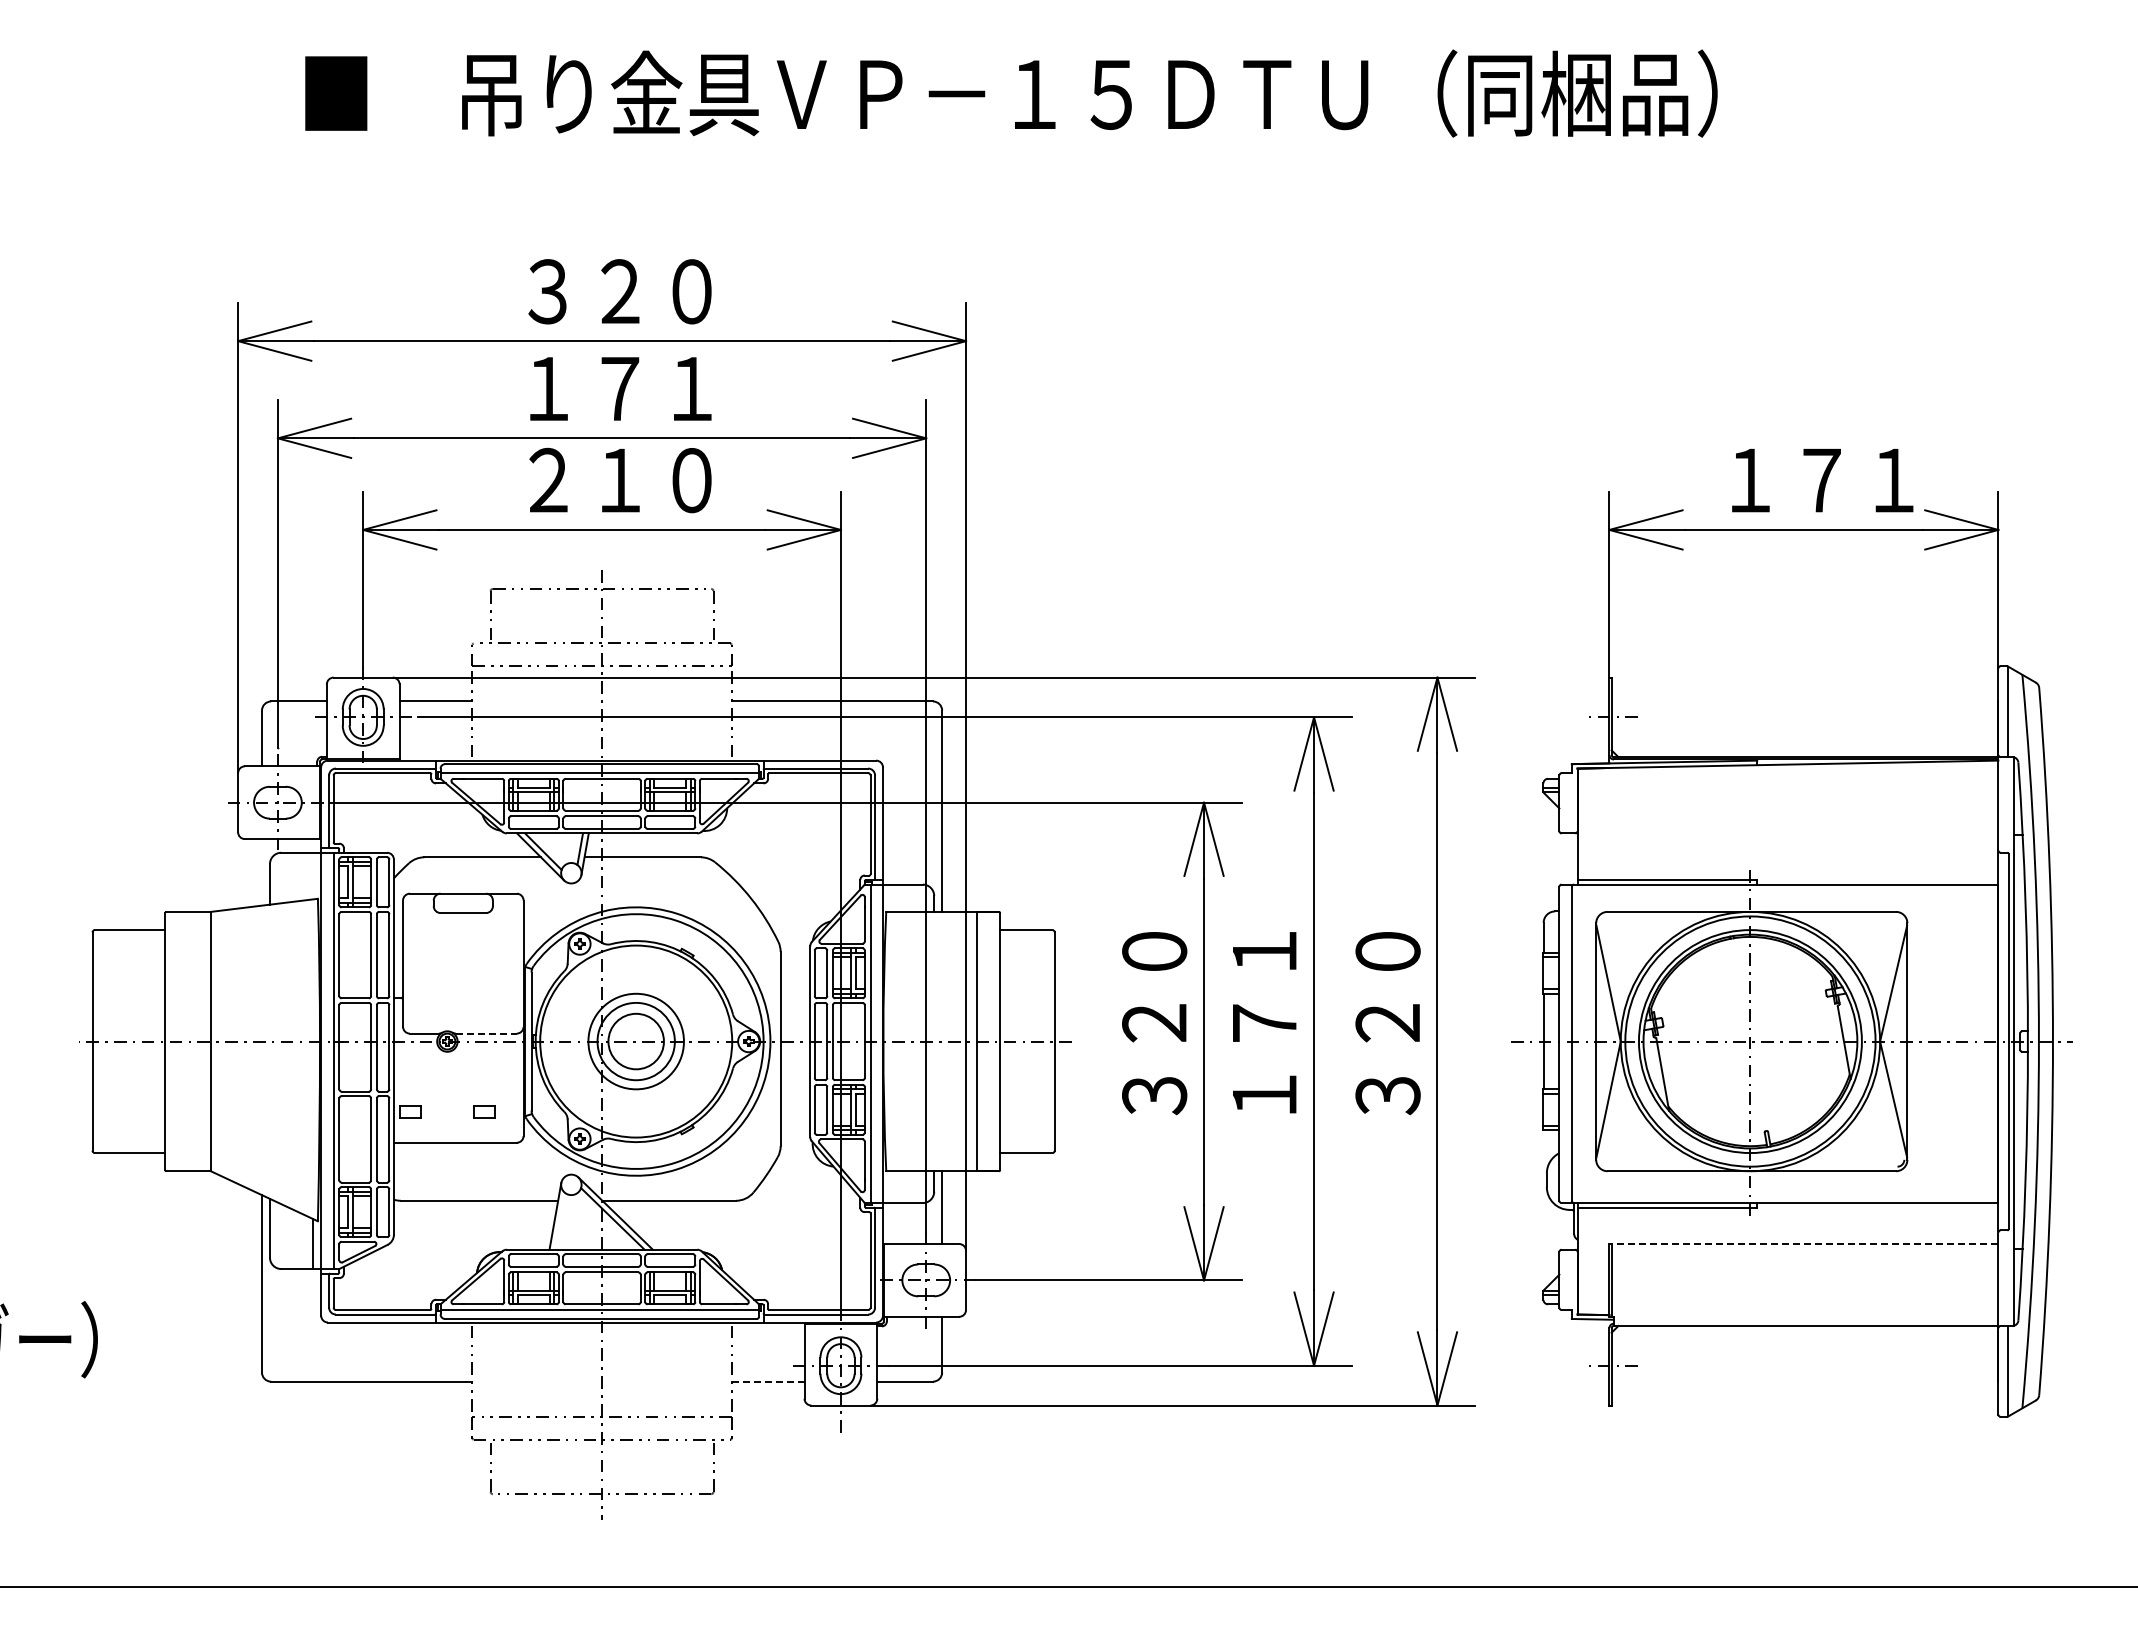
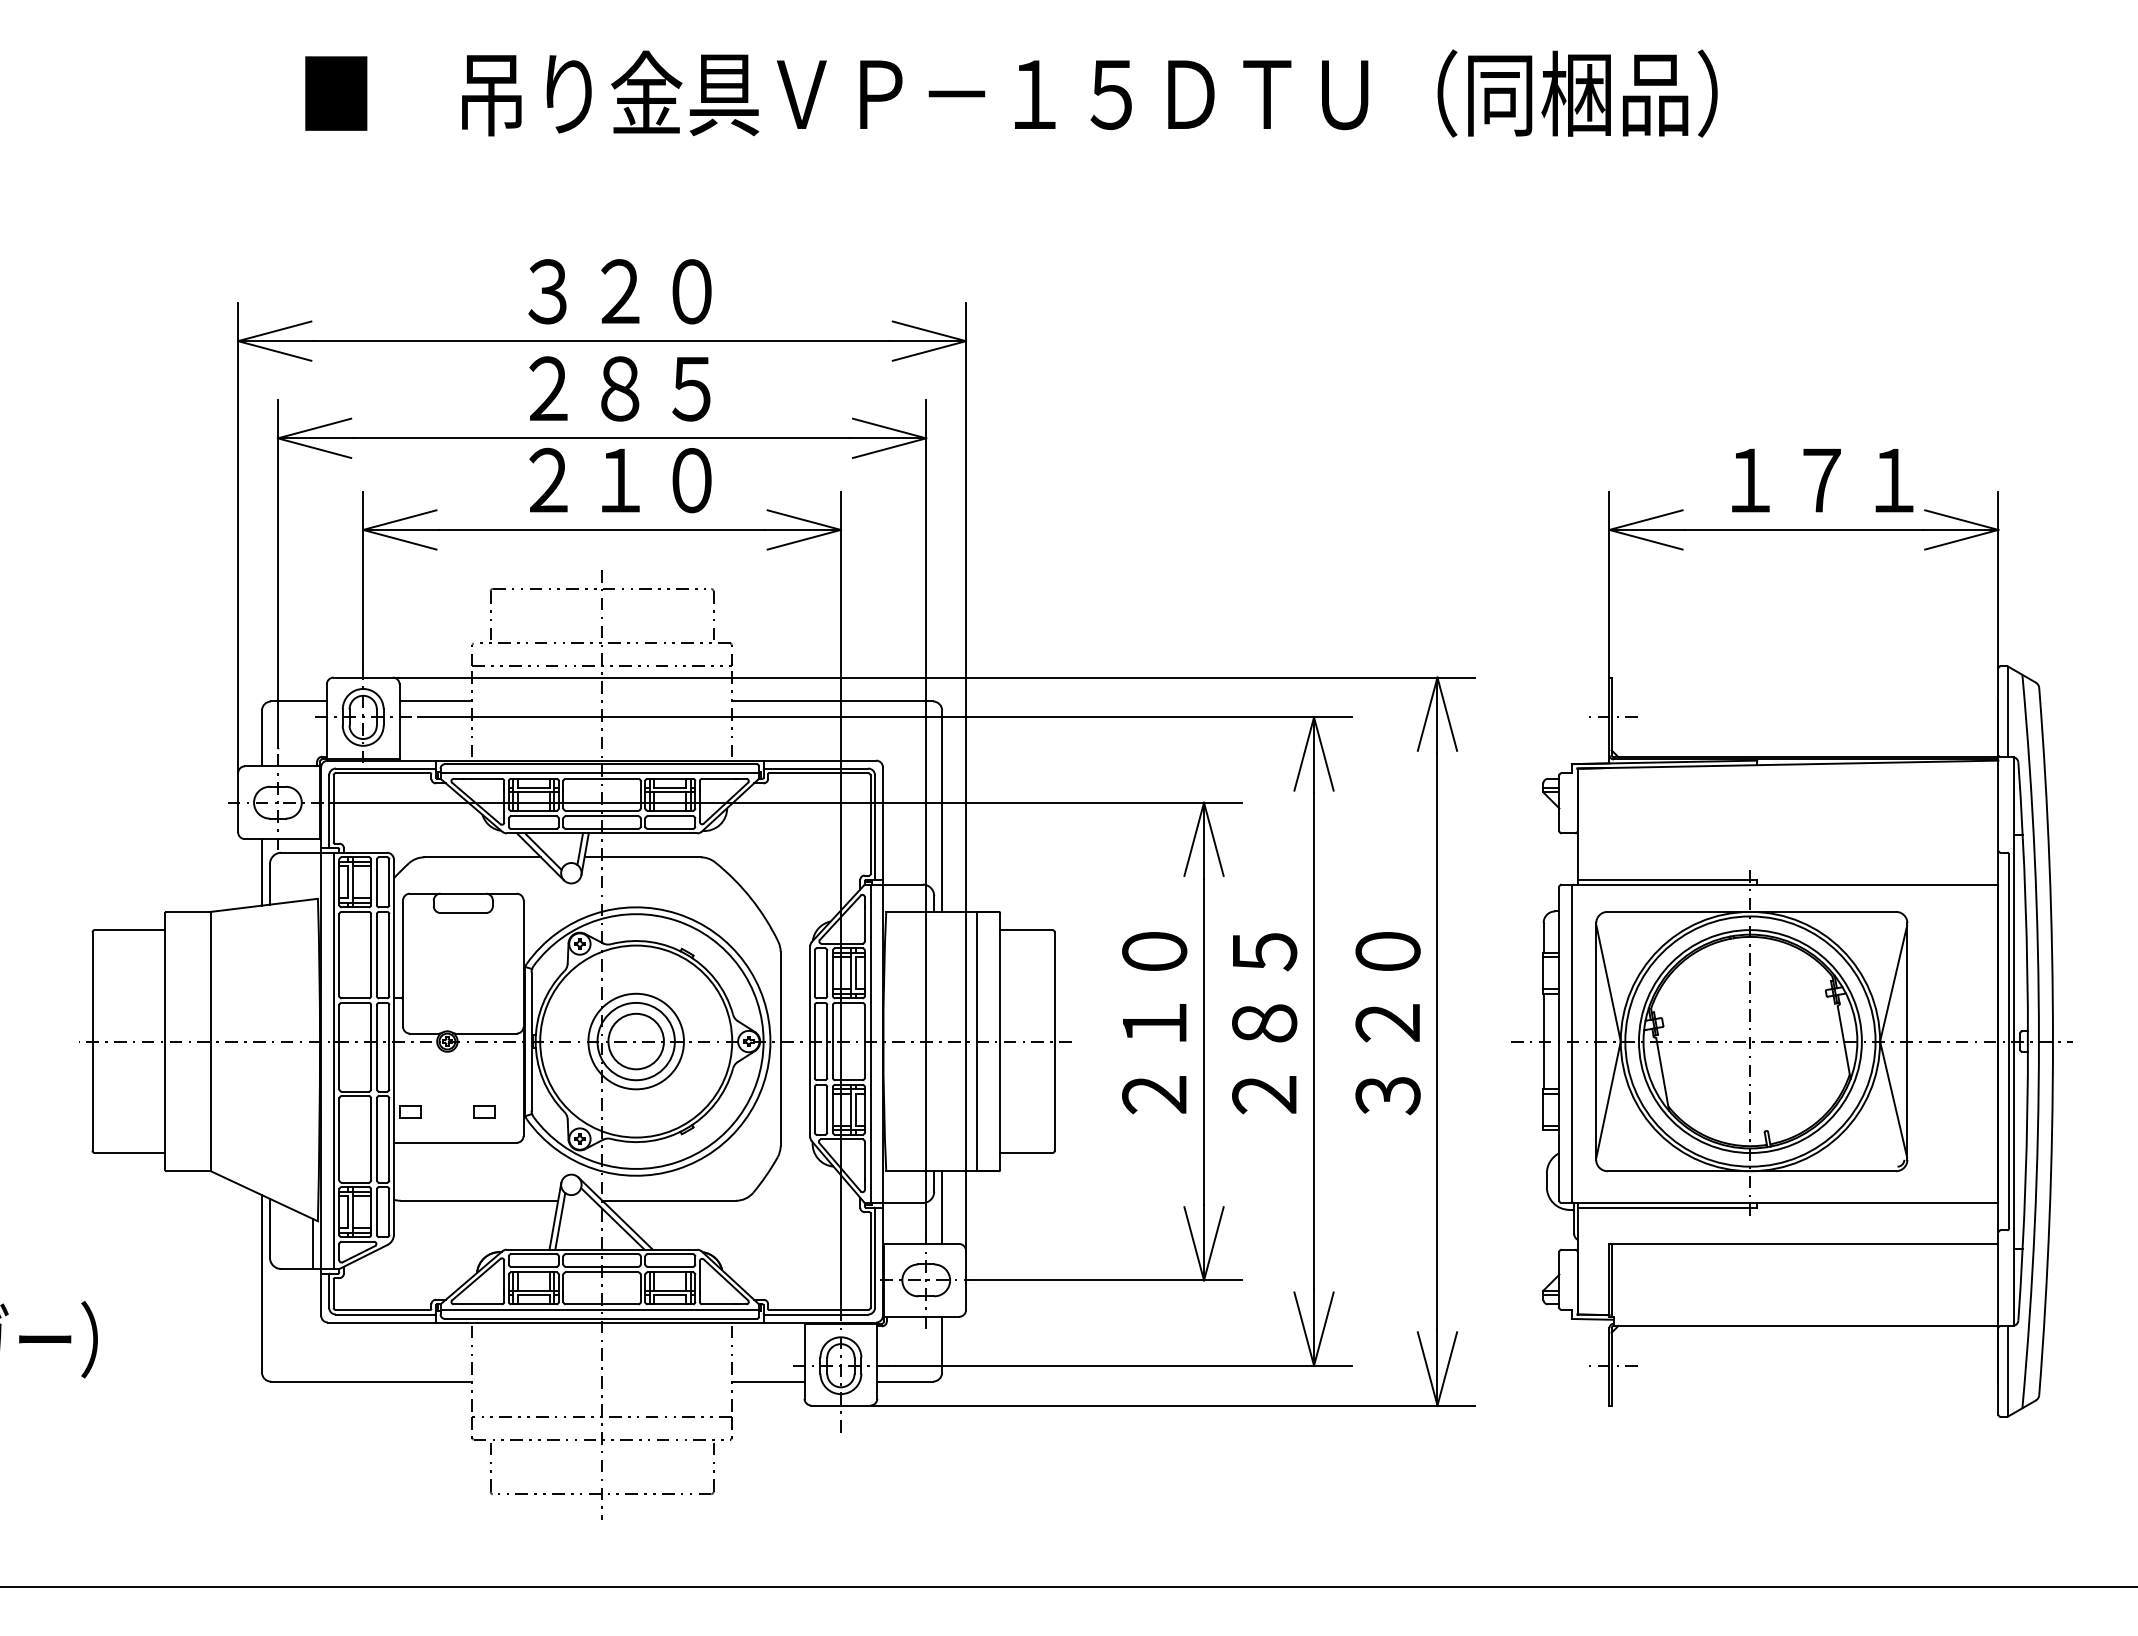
text: １７１ -> ２８５ (620, 388)
line: none -> present (262, 872)
text: １７１ -> ２８５ (1264, 1023)
line: dashed -> solid (486, 1033)
text: ３２０ -> ２１０ (1154, 1059)
line: none -> present (560, 1221)
line: dashed -> solid (1803, 1244)
line: dashed -> solid (767, 1381)
